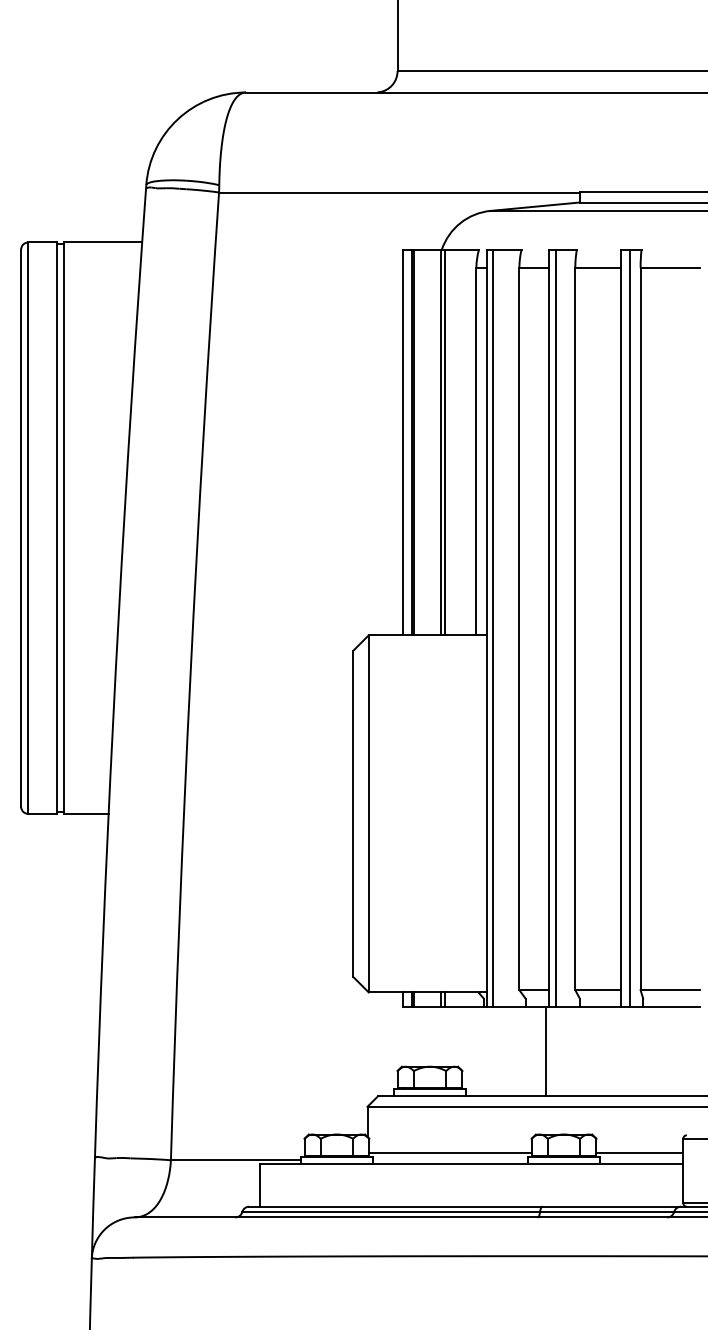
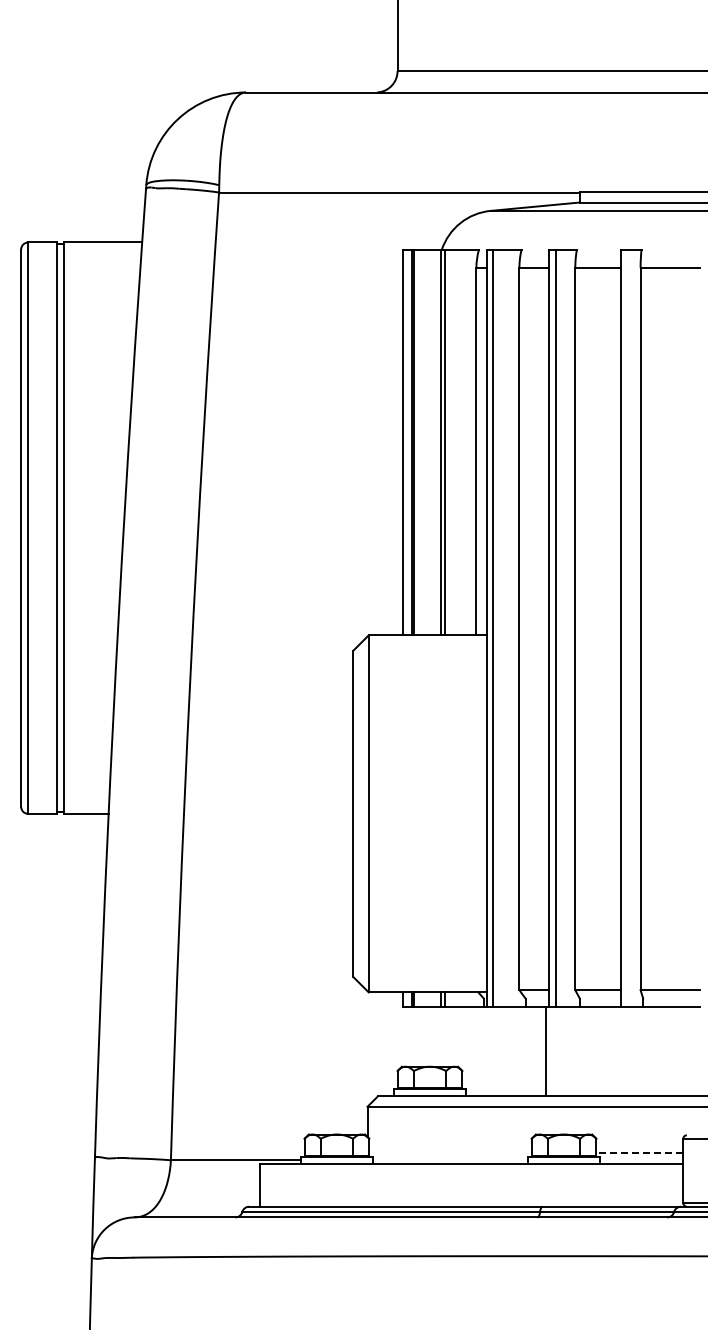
line: present -> none (629, 627)
line: present -> none (450, 1153)
line: solid -> dashed (639, 1153)
